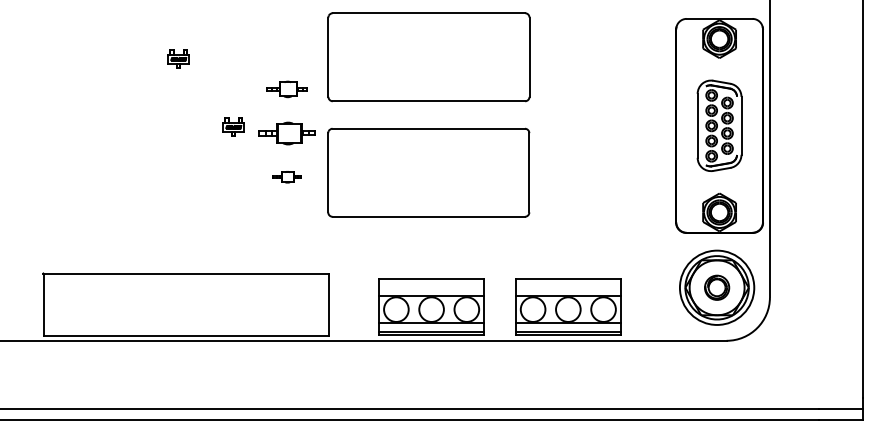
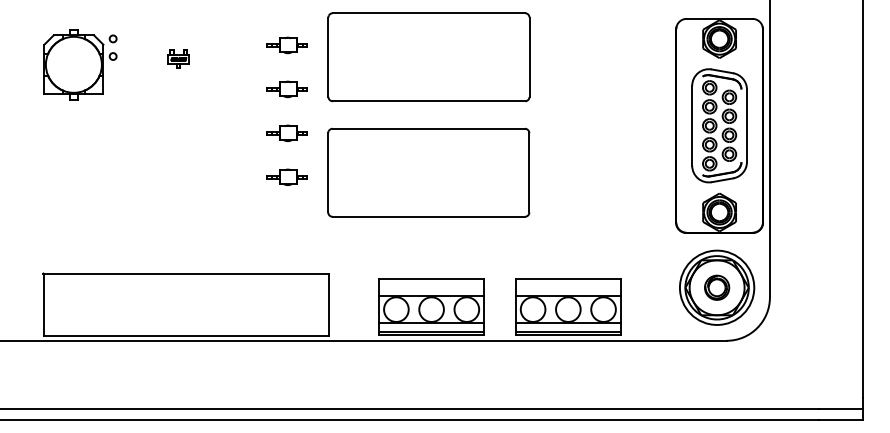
part: none -> present (286, 45)
part: none -> present (80, 64)
part size: 47x93 px -> 57x116 px (719, 125)
part: present -> none (233, 126)
part size: 58x25 px -> 42x18 px (286, 132)
part size: 30x13 px -> 42x18 px (286, 176)
